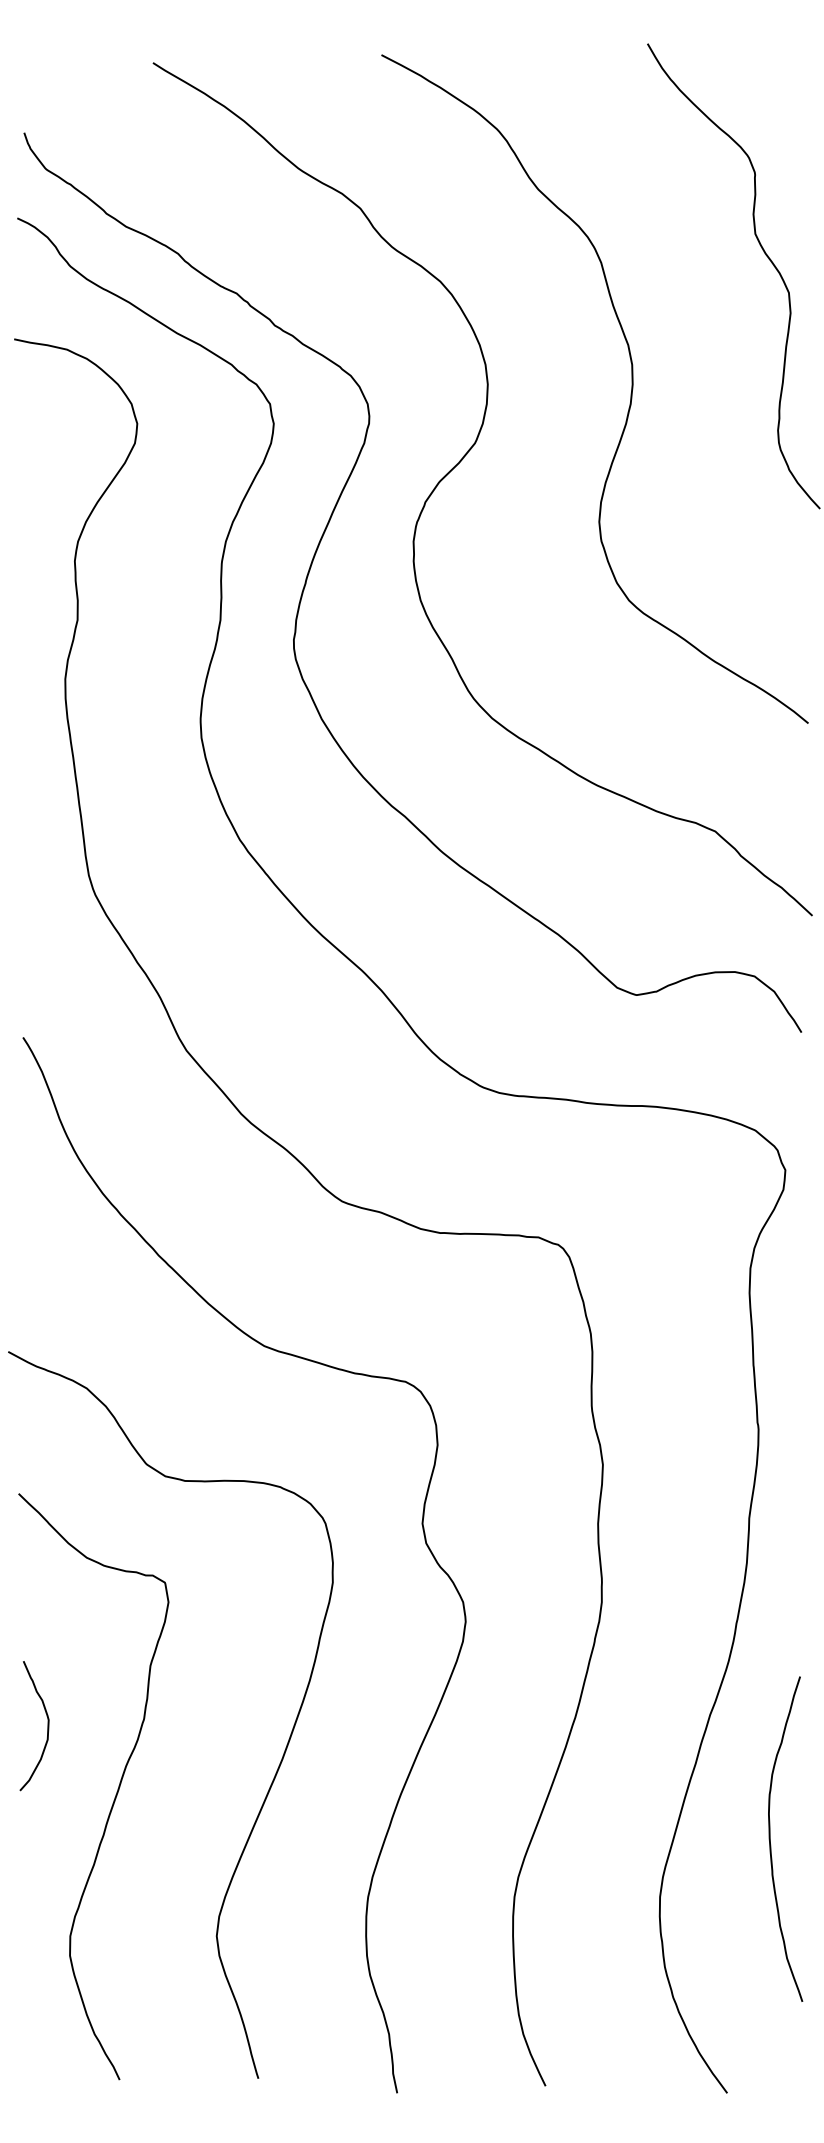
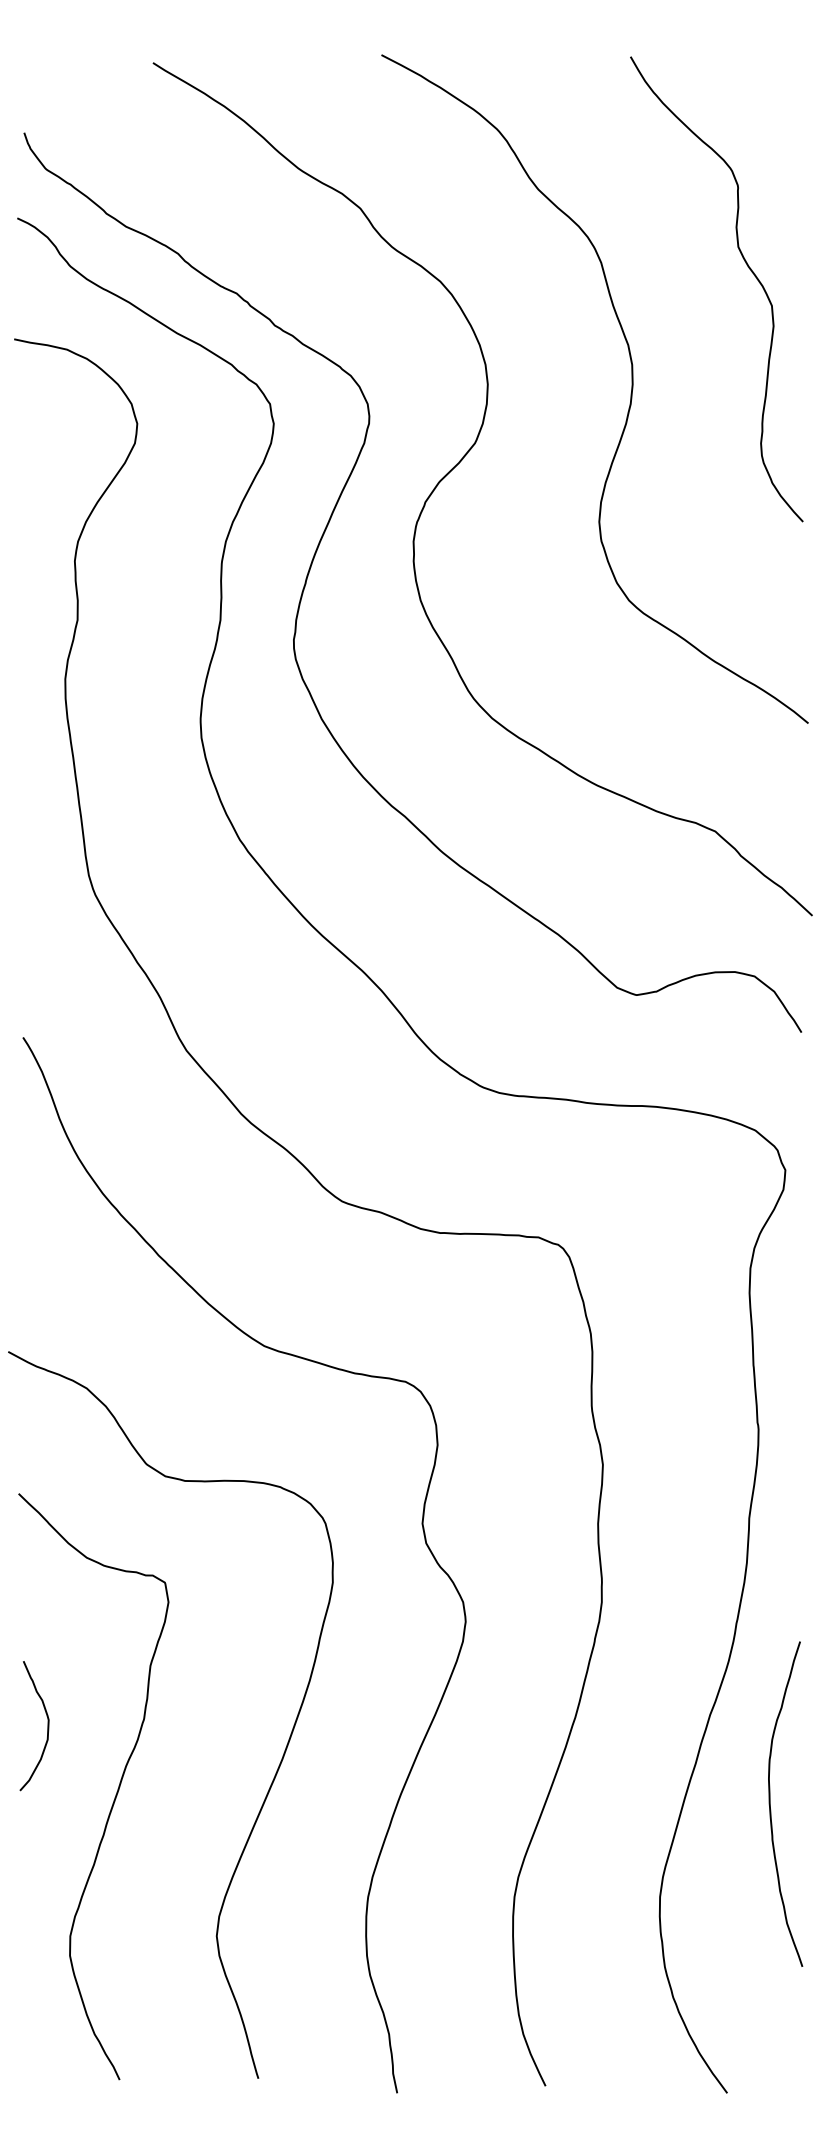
curve position: (765, 255) -> (748, 268) (748, 268)
curve position: (770, 1838) -> (770, 1803) (770, 1803)
